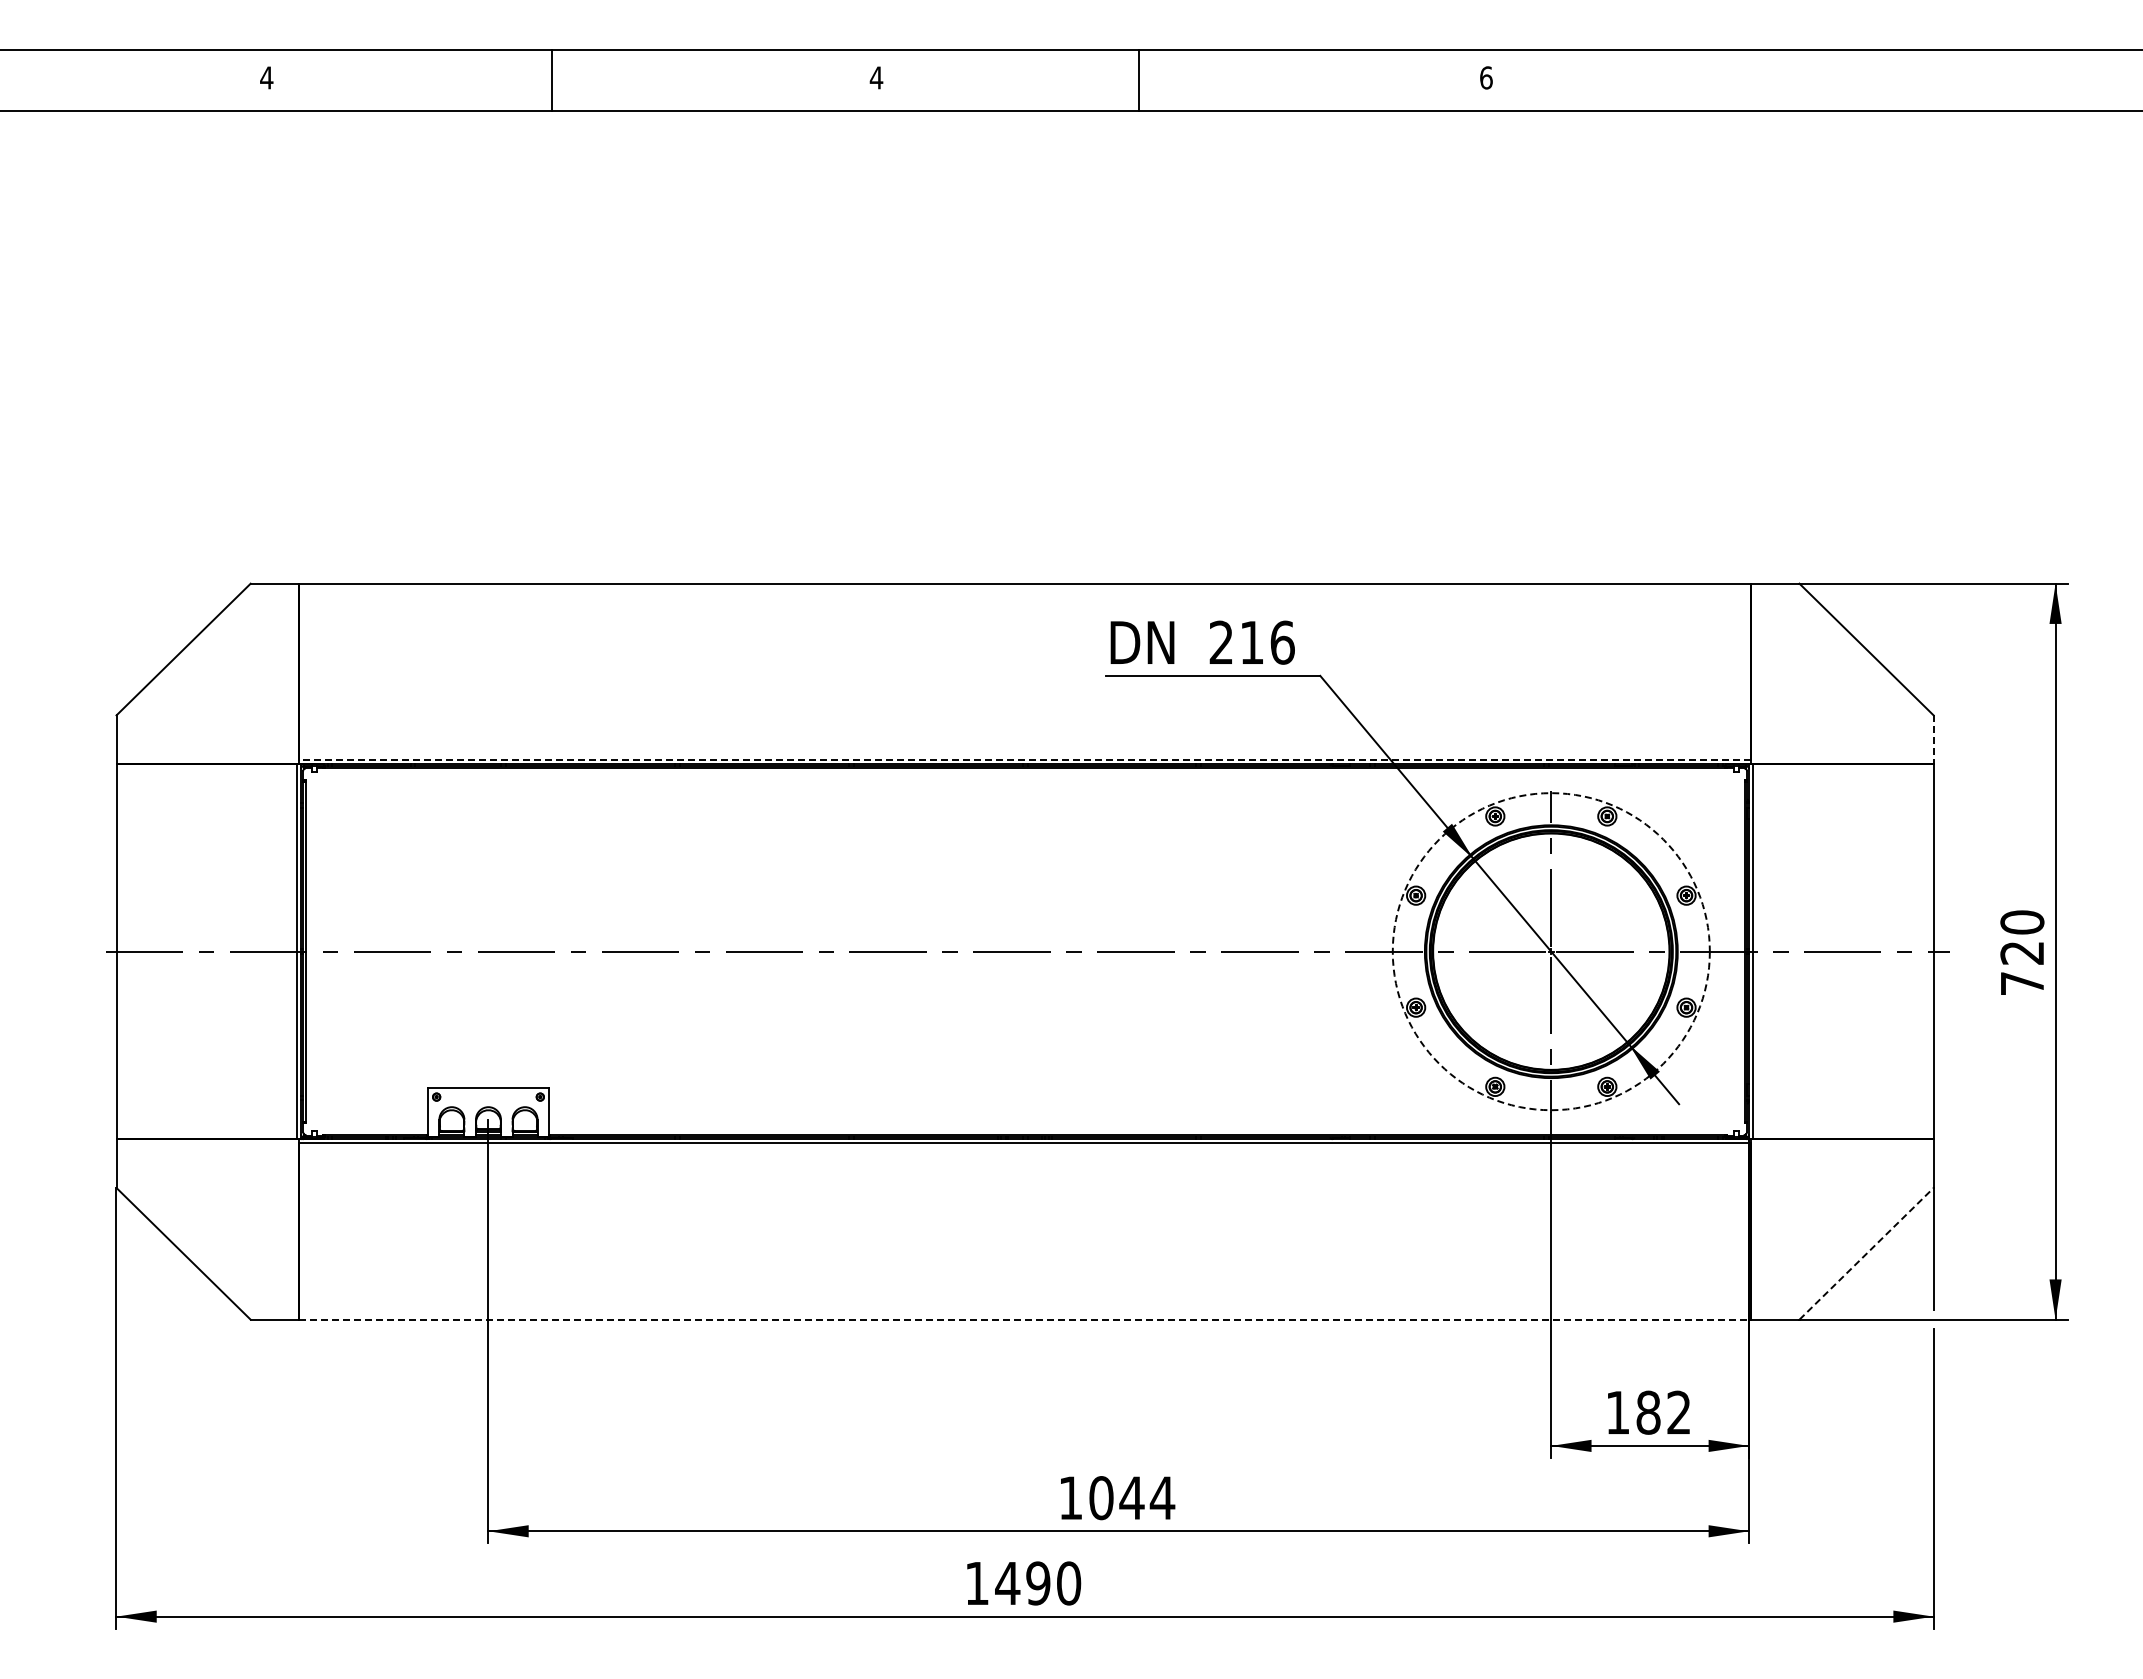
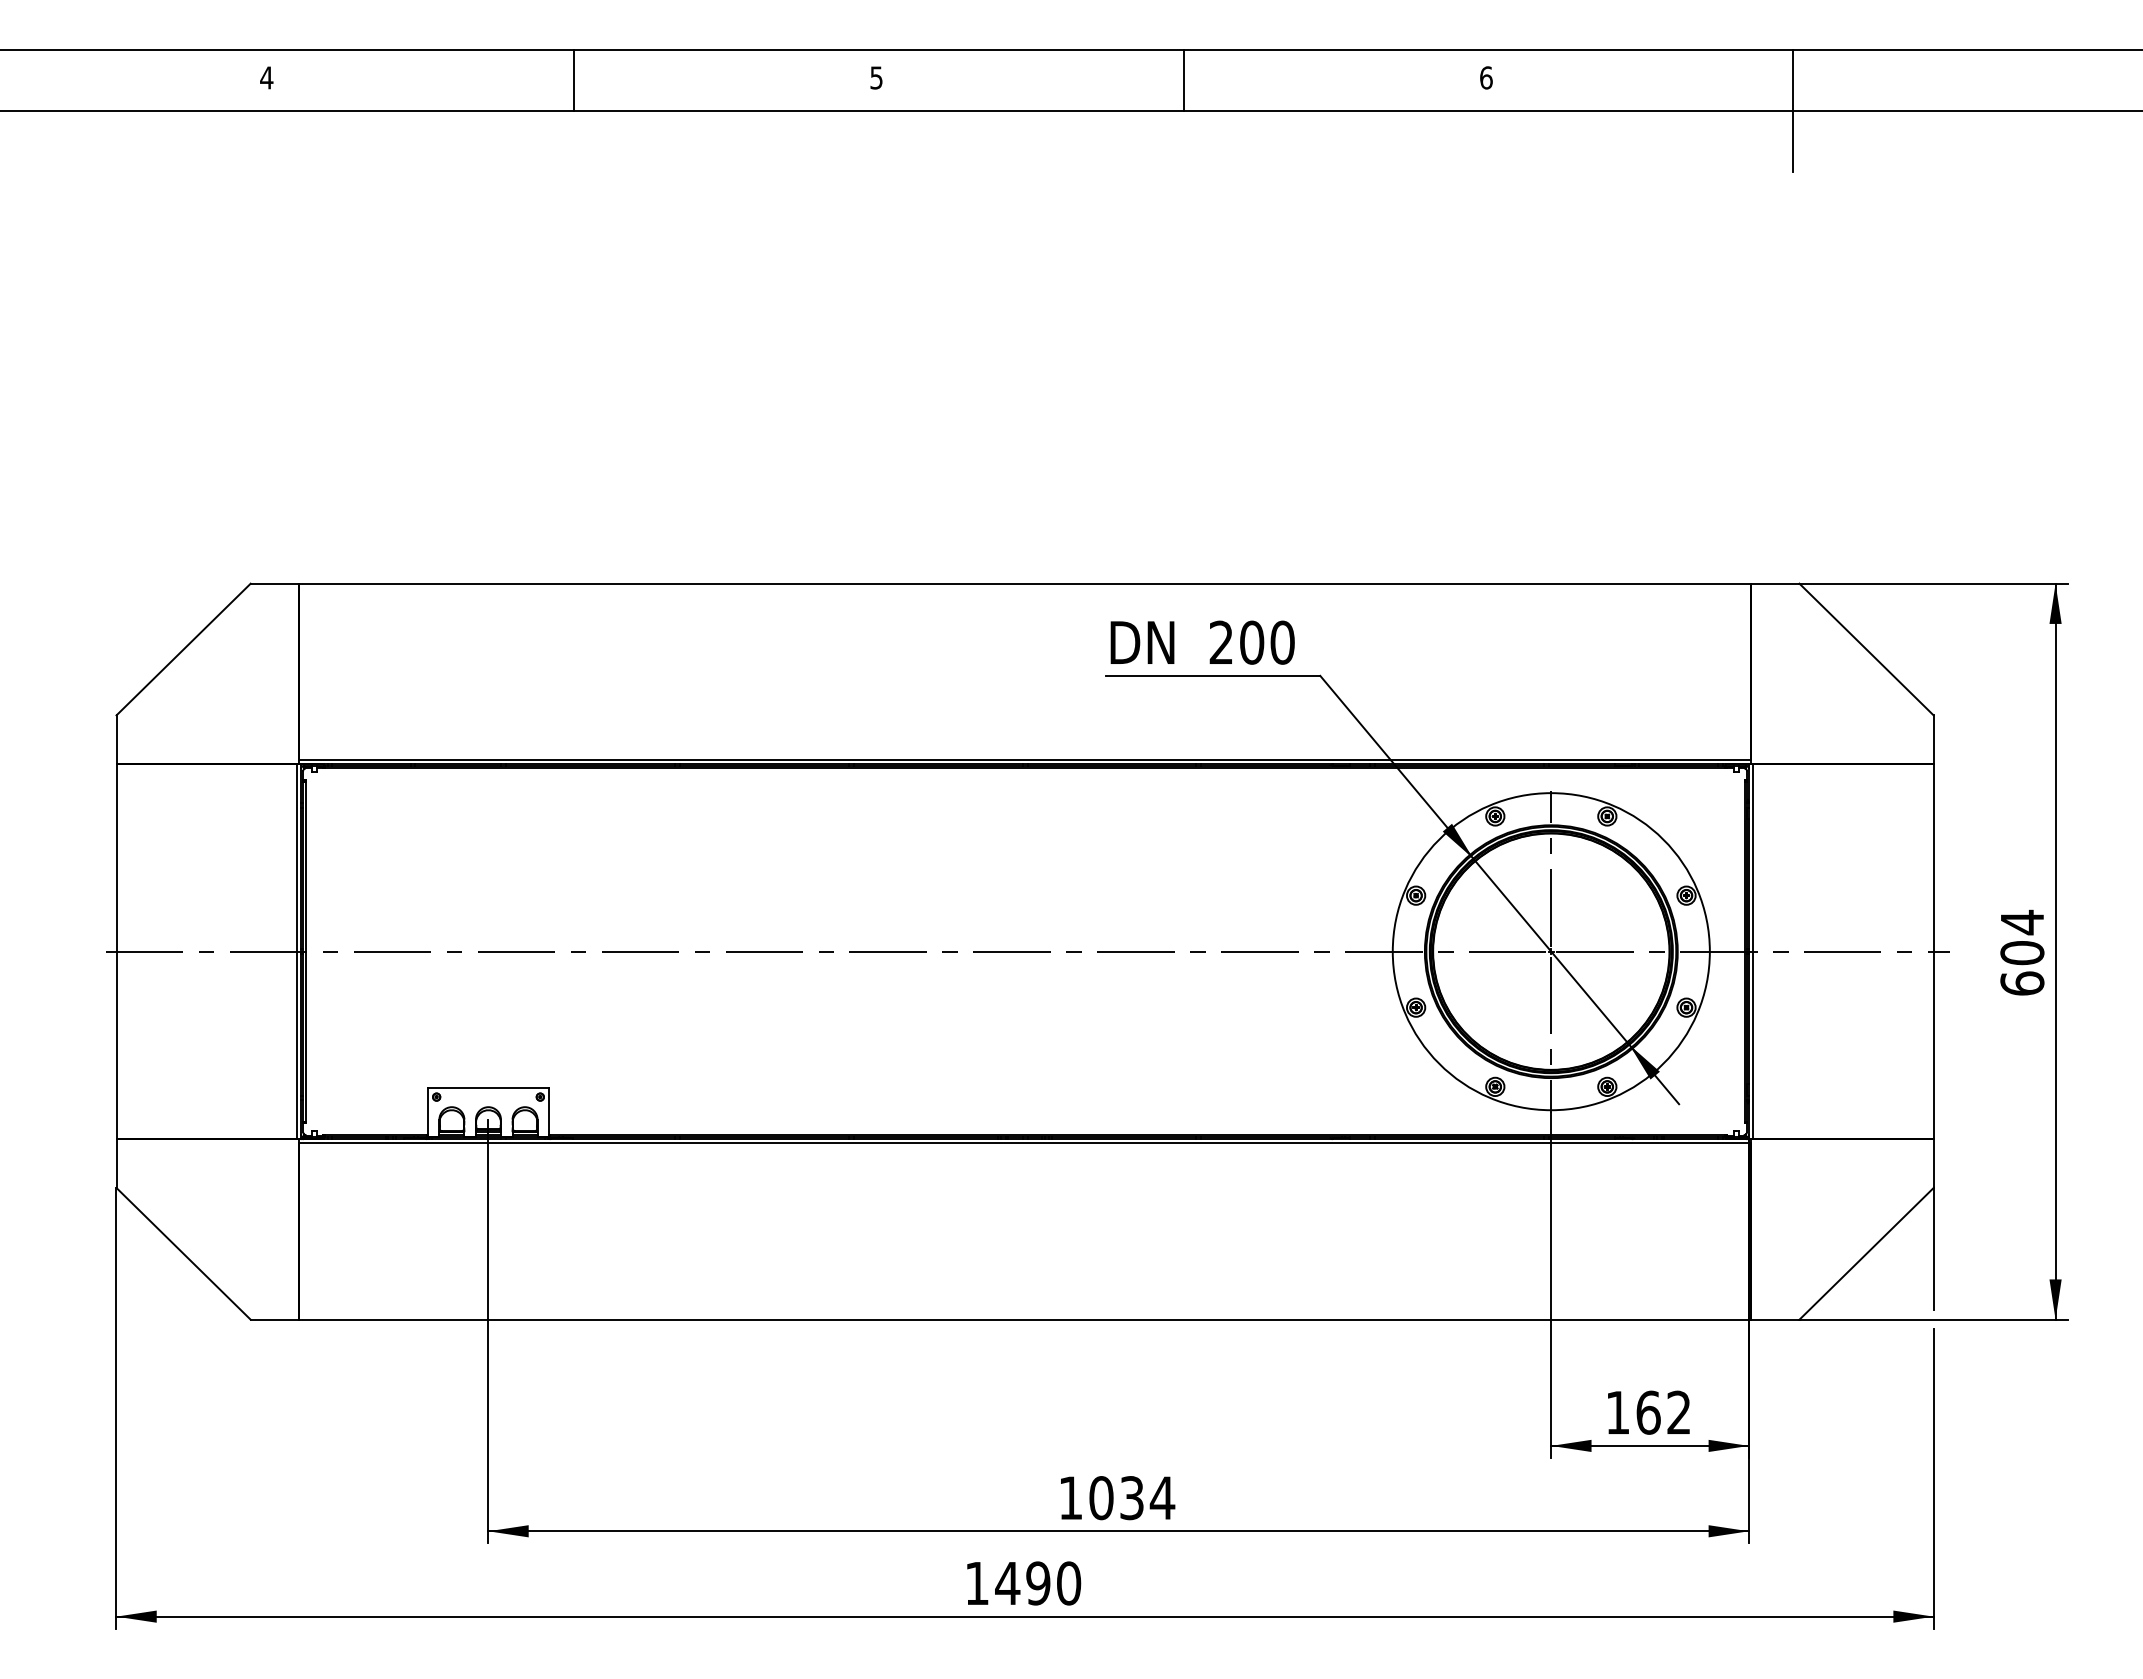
text: 4 -> 5 (876, 77)
line position: (551, 80) -> (573, 80) (573, 80)
line position: (1138, 80) -> (1183, 80) (1183, 80)
line: none -> present (1793, 111)
text: 216 -> 200 (1267, 642)
line: dashed -> solid (1933, 740)
line: dashed -> solid (1025, 759)
circle: dashed -> solid (1550, 951)
text: 720 -> 604 (2022, 952)
line: dashed -> solid (1866, 1253)
line: dashed -> solid (1025, 1319)
text: 182 -> 162 (1648, 1412)
text: 1044 -> 1034 (1131, 1498)
